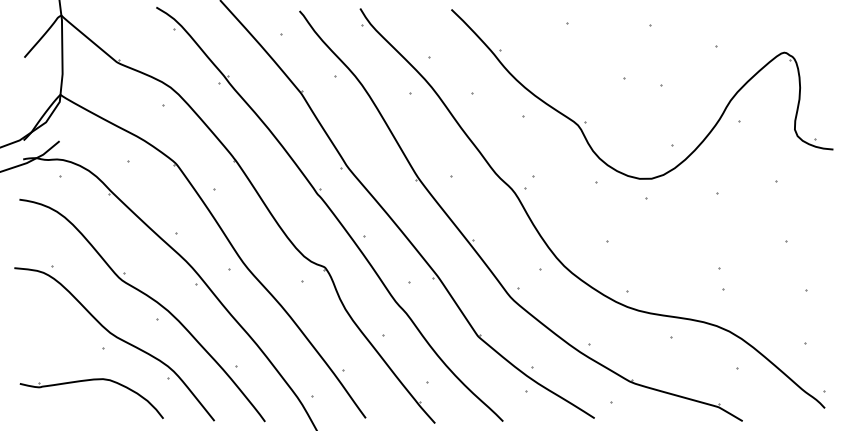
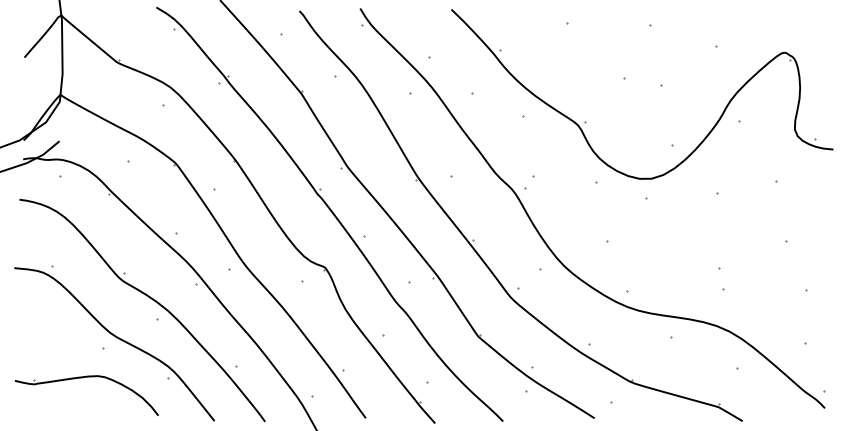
part position: (87, 381) -> (82, 378) (82, 378)
